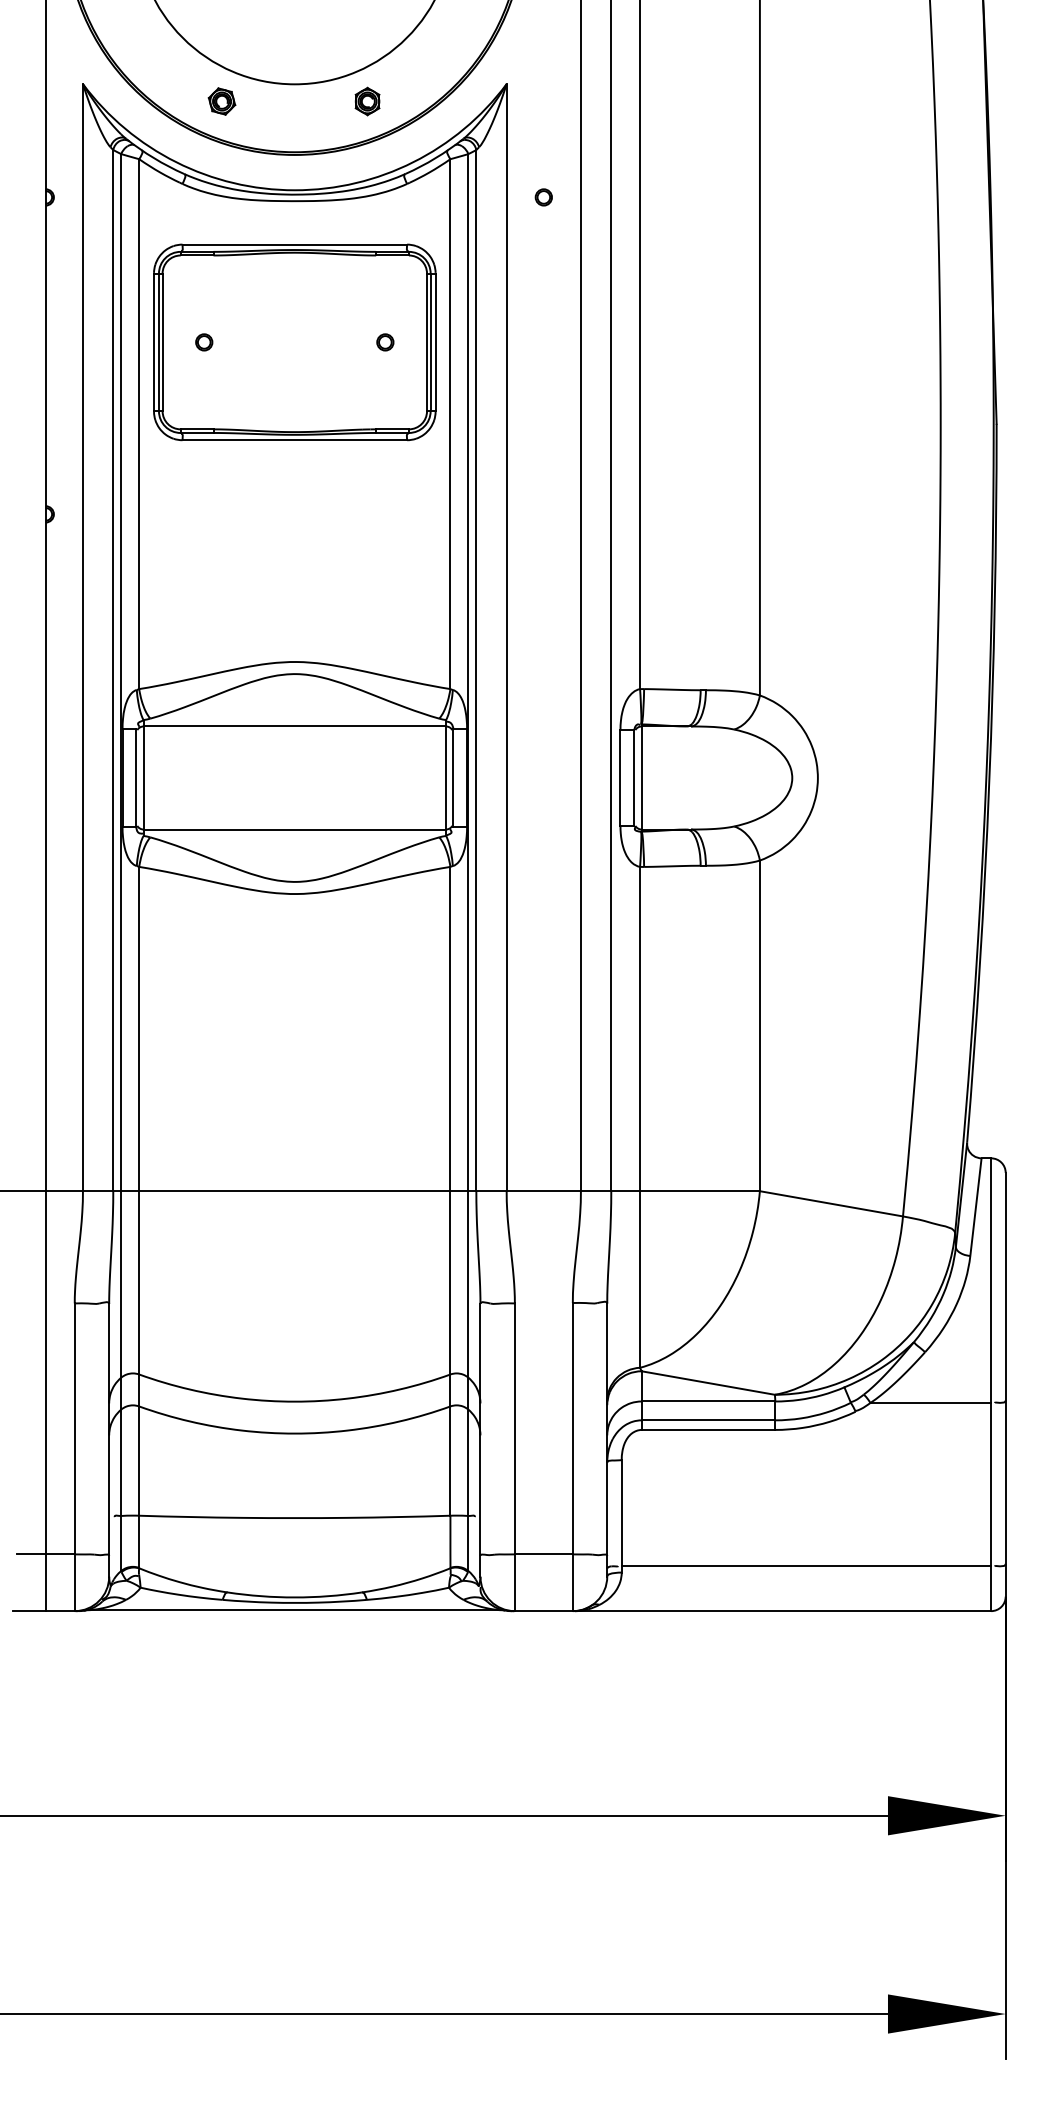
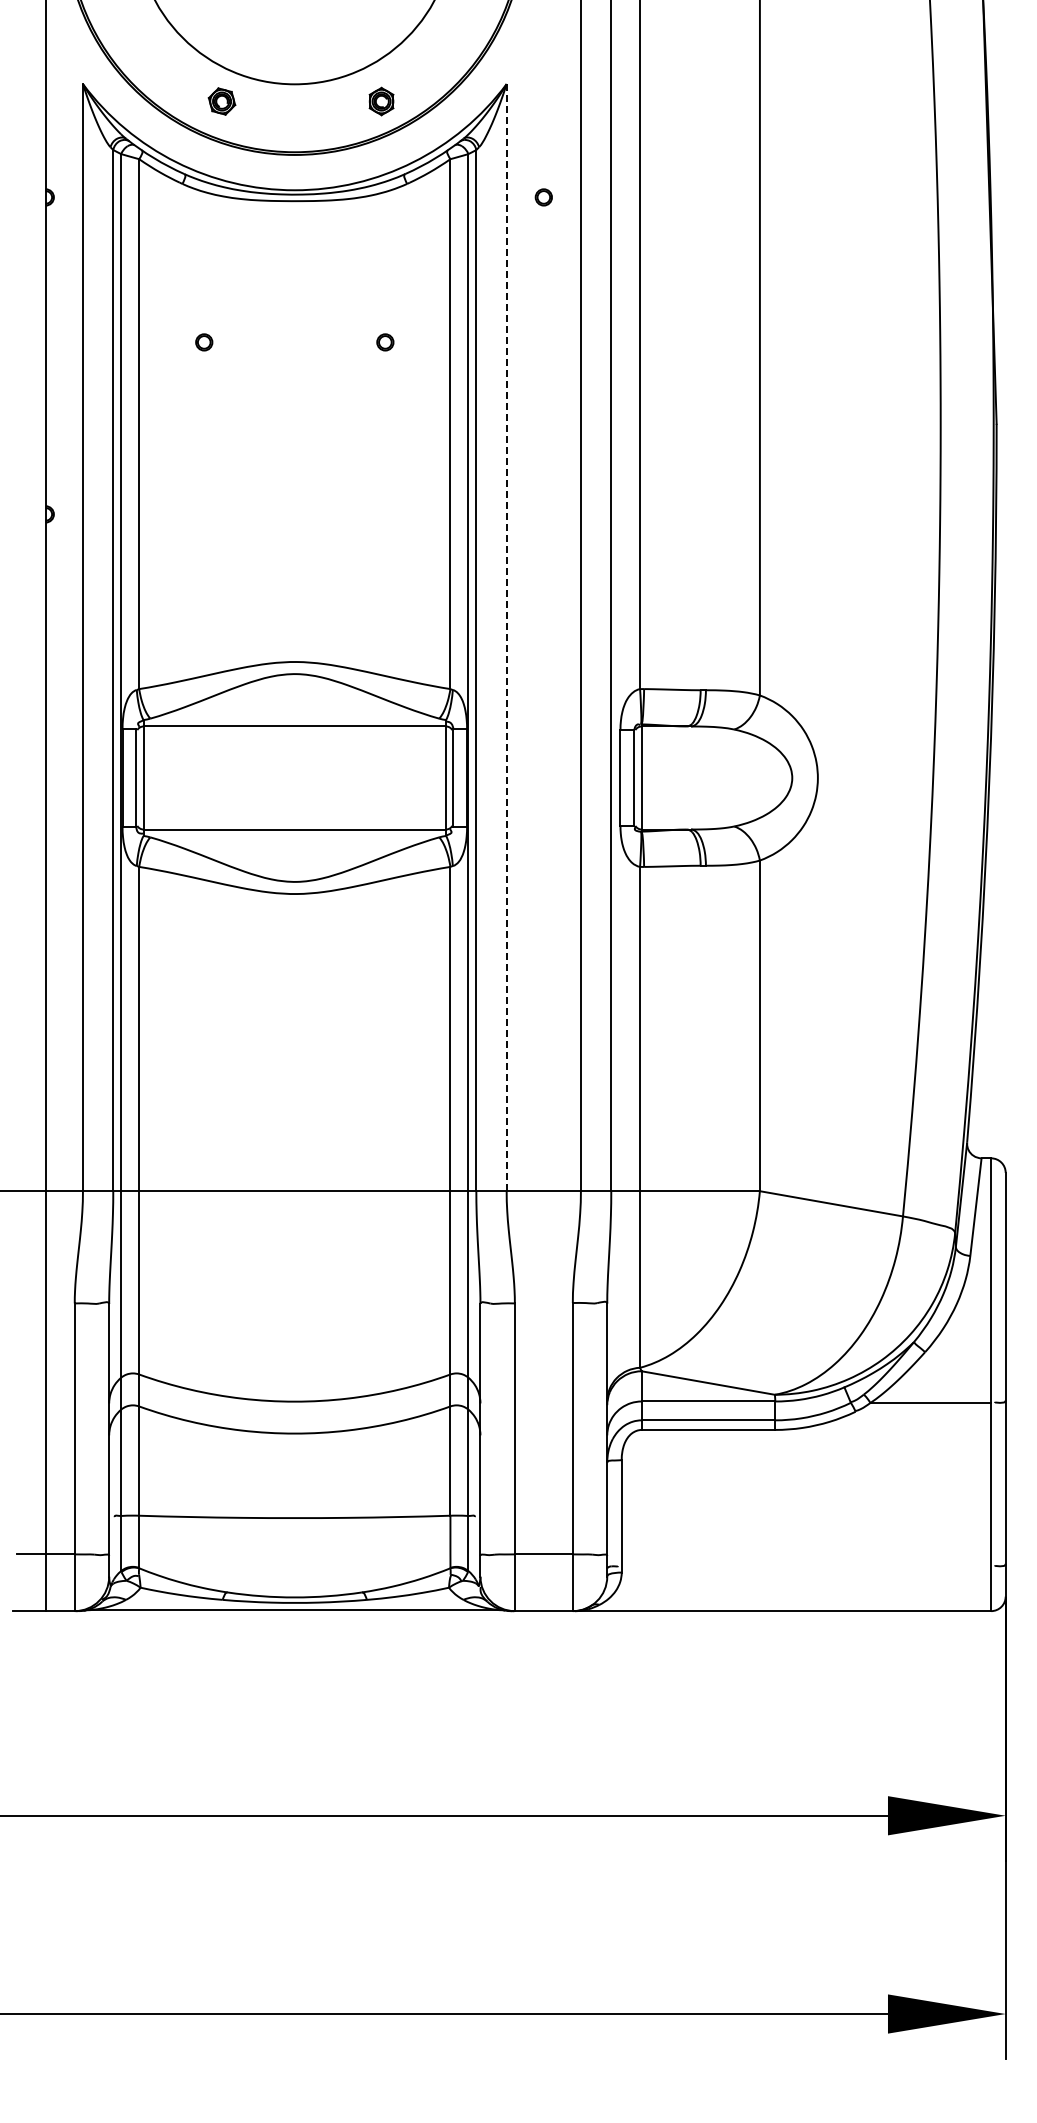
part position: (367, 101) -> (381, 101) (381, 101)
part: present -> none (294, 342)
line: solid -> dashed (506, 637)
line: present -> none (806, 1566)
